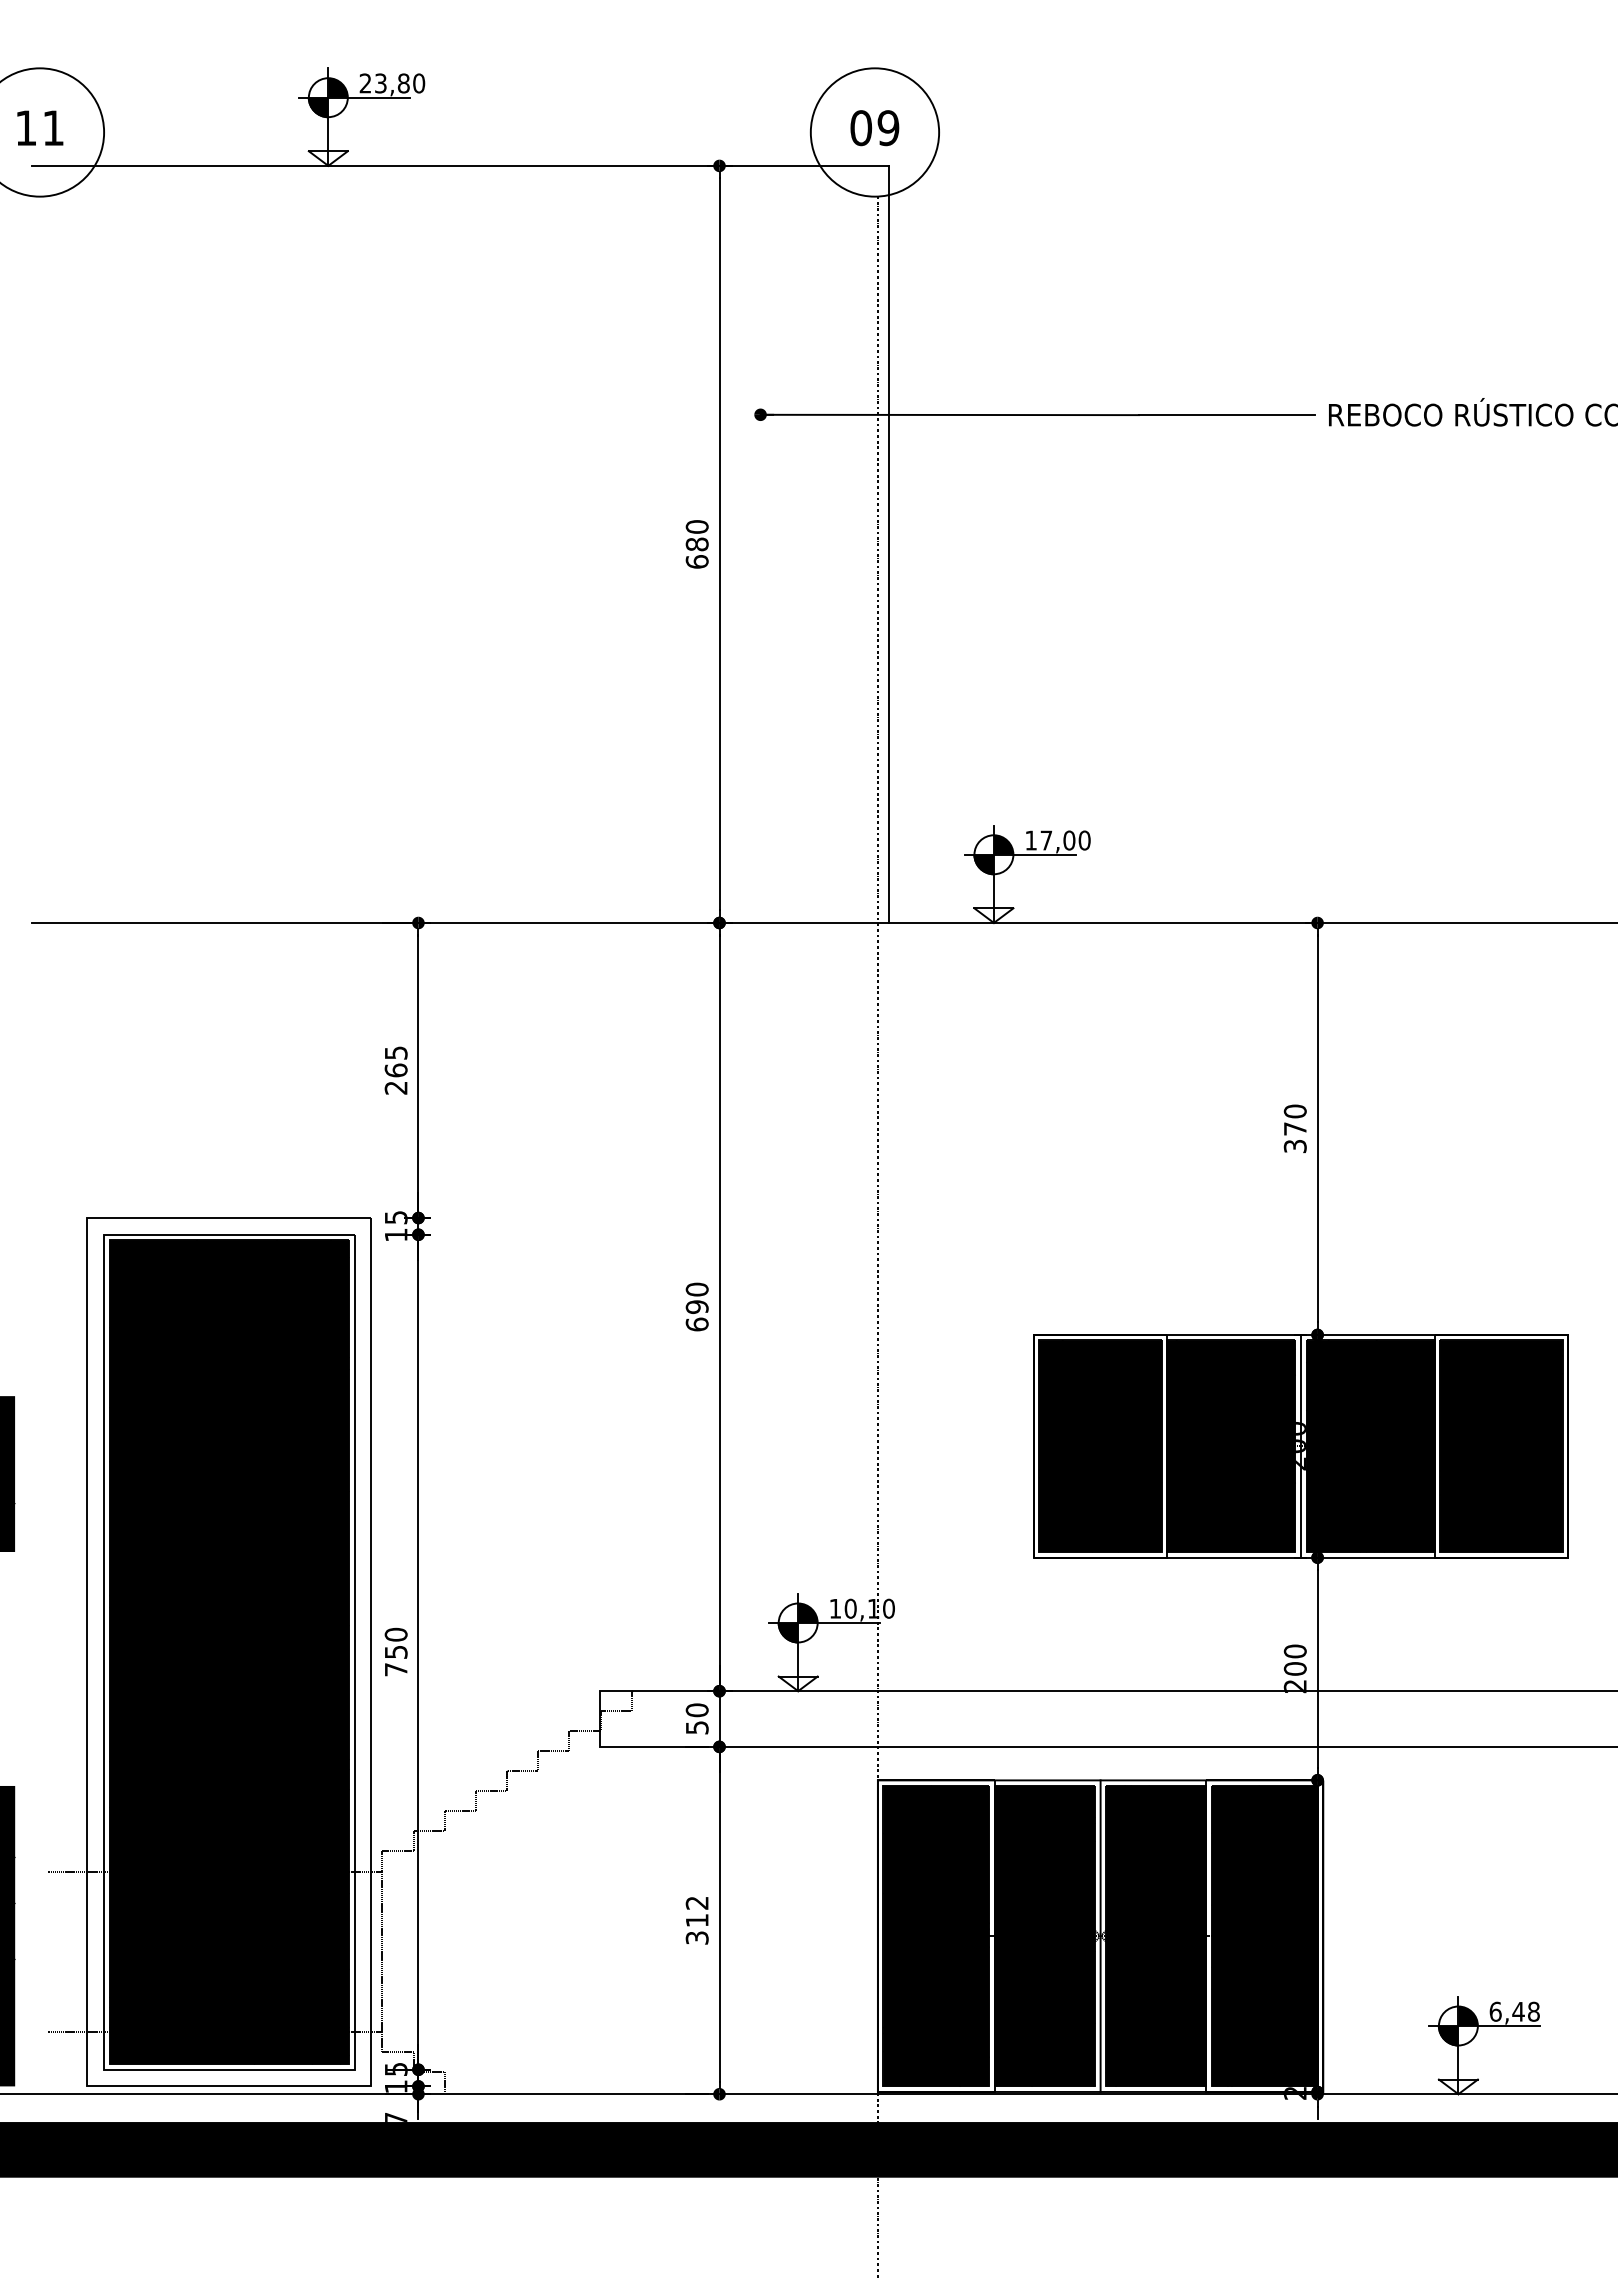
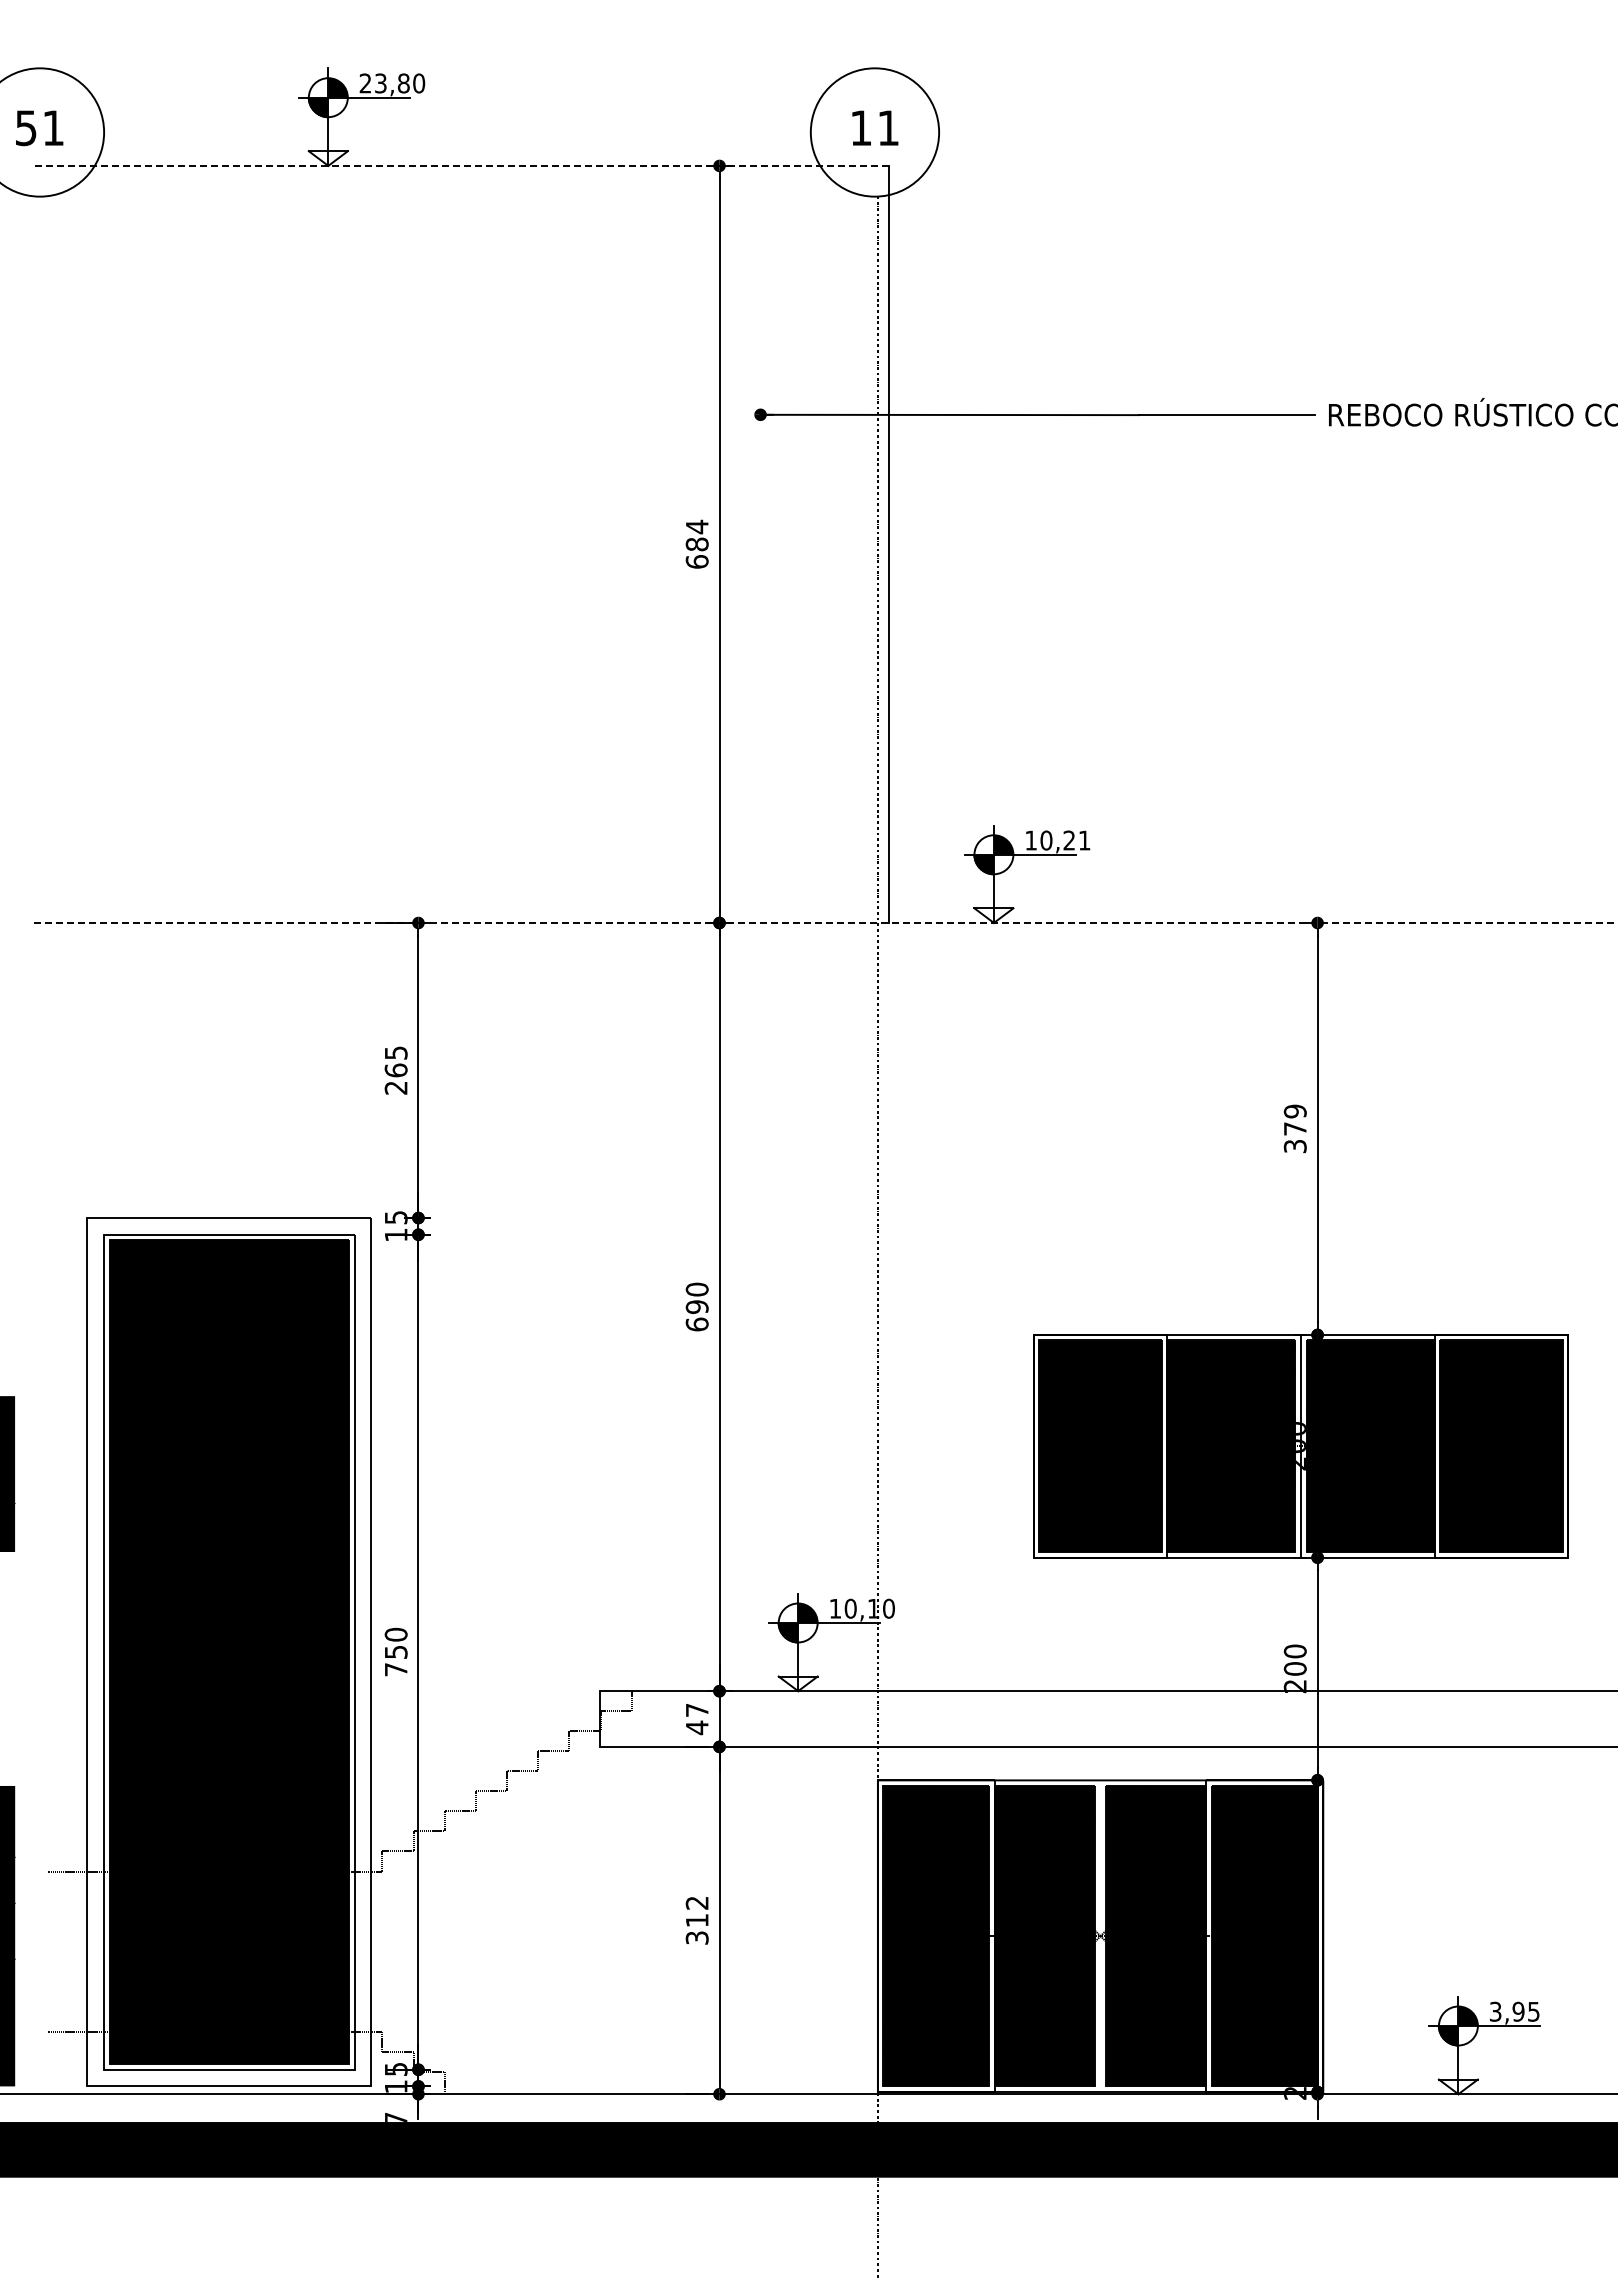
text: 11 -> 51 (26, 128)
text: 09 -> 11 (874, 128)
line: solid -> dashed (460, 165)
text: 680 -> 684 (696, 526)
text: 17,00 -> 10,21 (1065, 840)
line: solid -> dashed (824, 922)
text: 370 -> 379 (1295, 1111)
text: 50 -> 47 (696, 1719)
line: present -> none (1100, 1935)
line: present -> none (382, 1951)
text: 6,48 -> 3,95 (1514, 2011)
